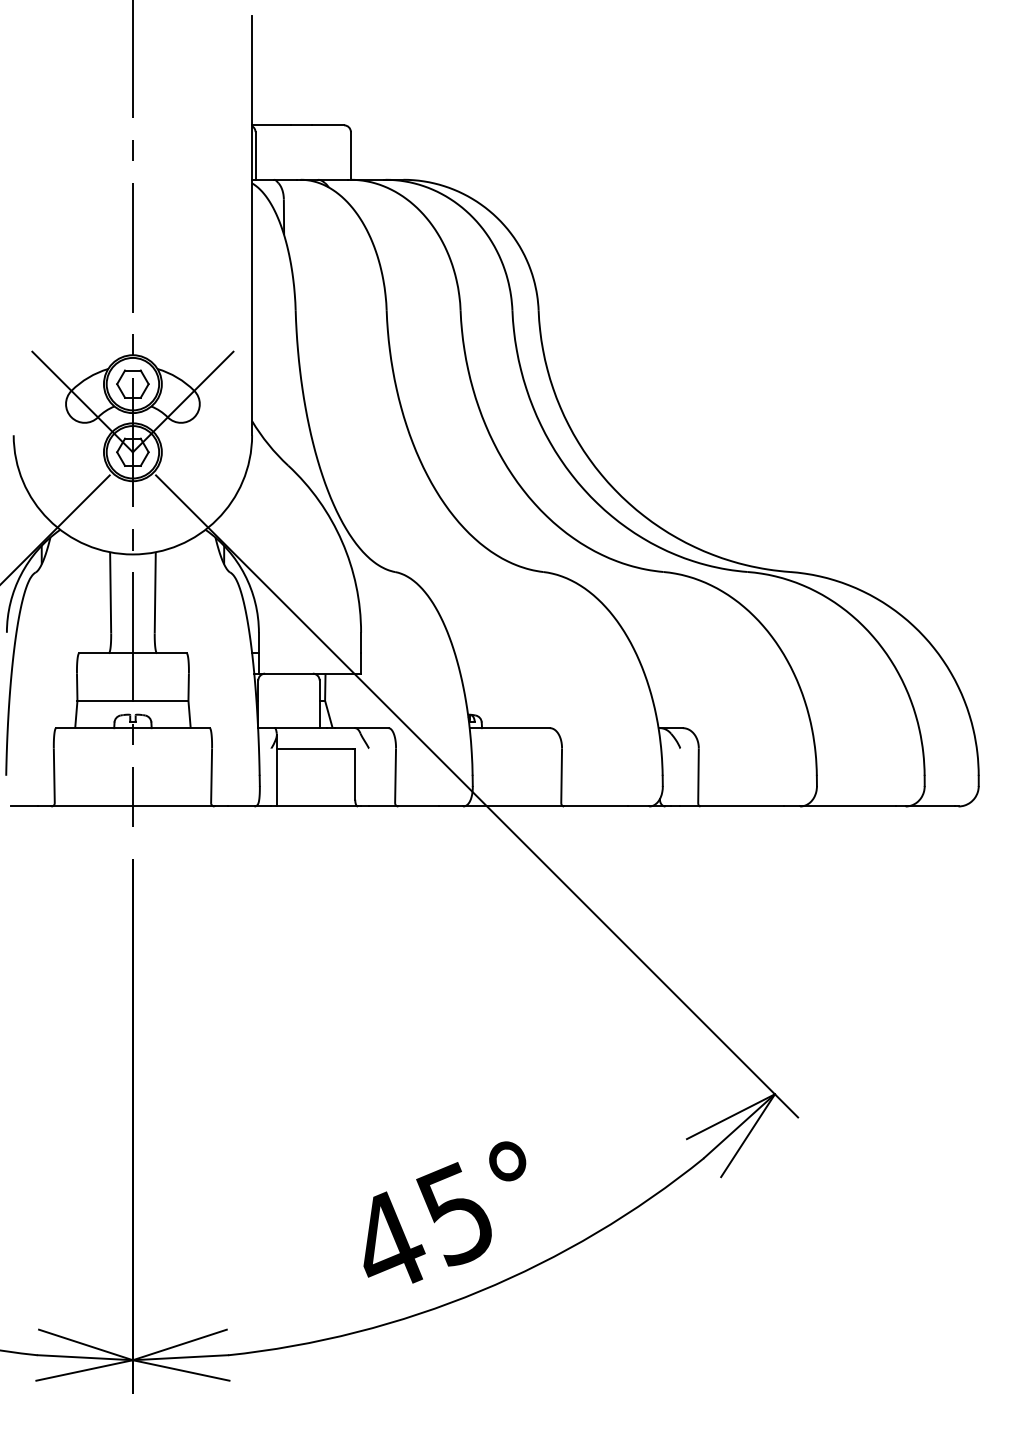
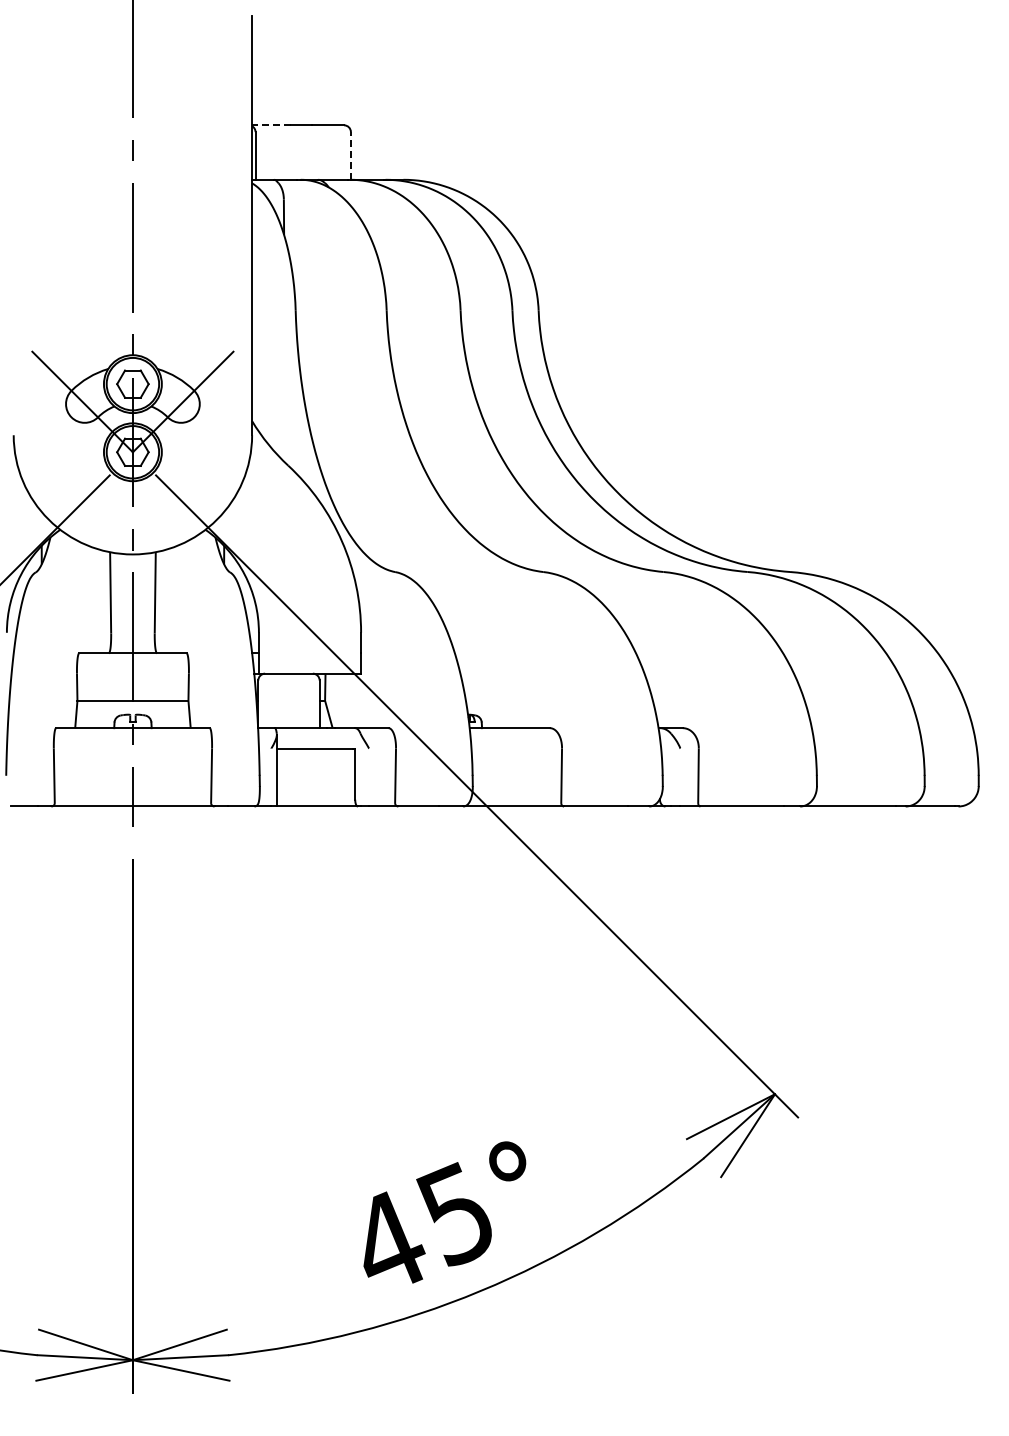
line: solid -> dashed (271, 125)
line: solid -> dashed (350, 155)
